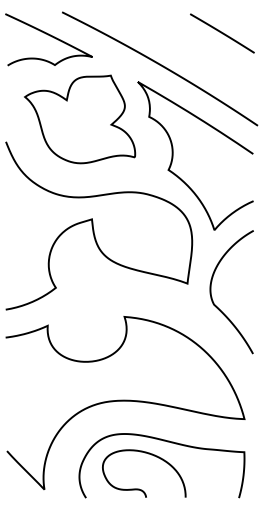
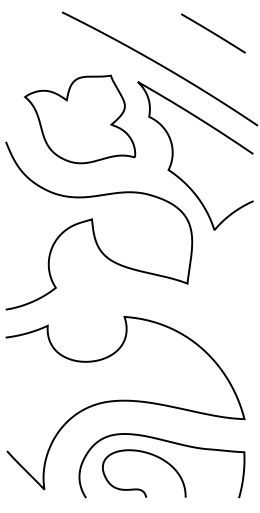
line position: (222, 33) -> (213, 33) (213, 33)
curve: present -> none (49, 36)
curve: present -> none (212, 296)
